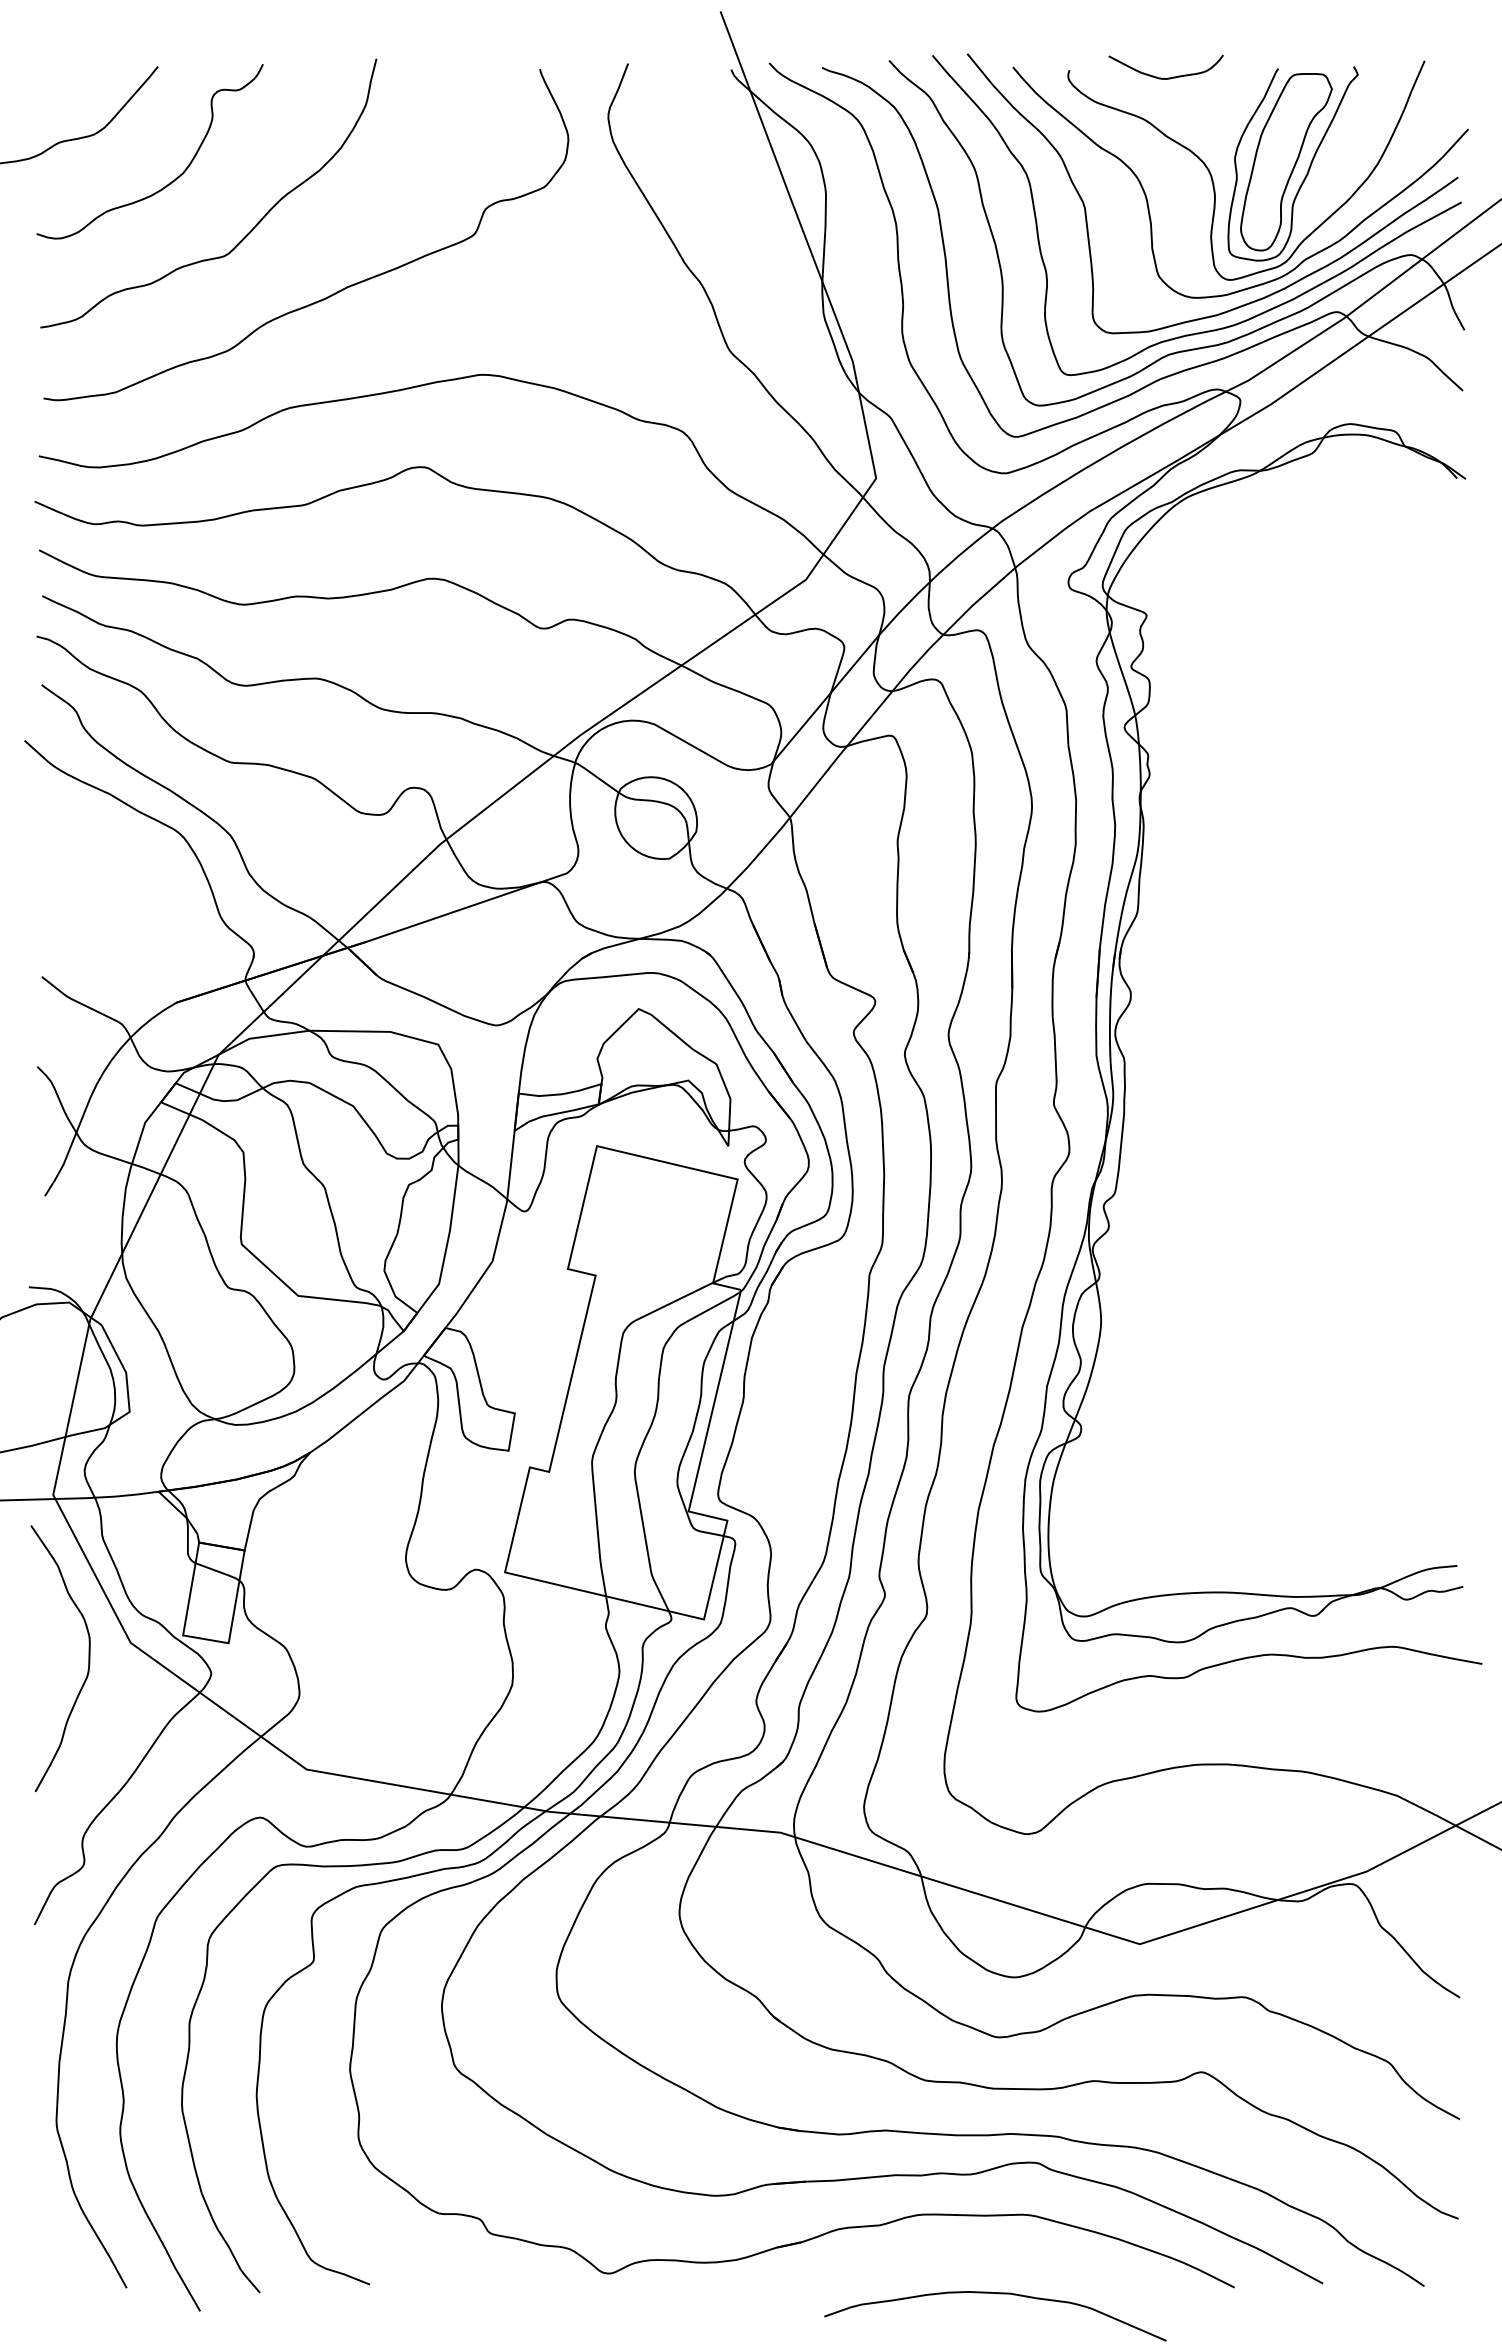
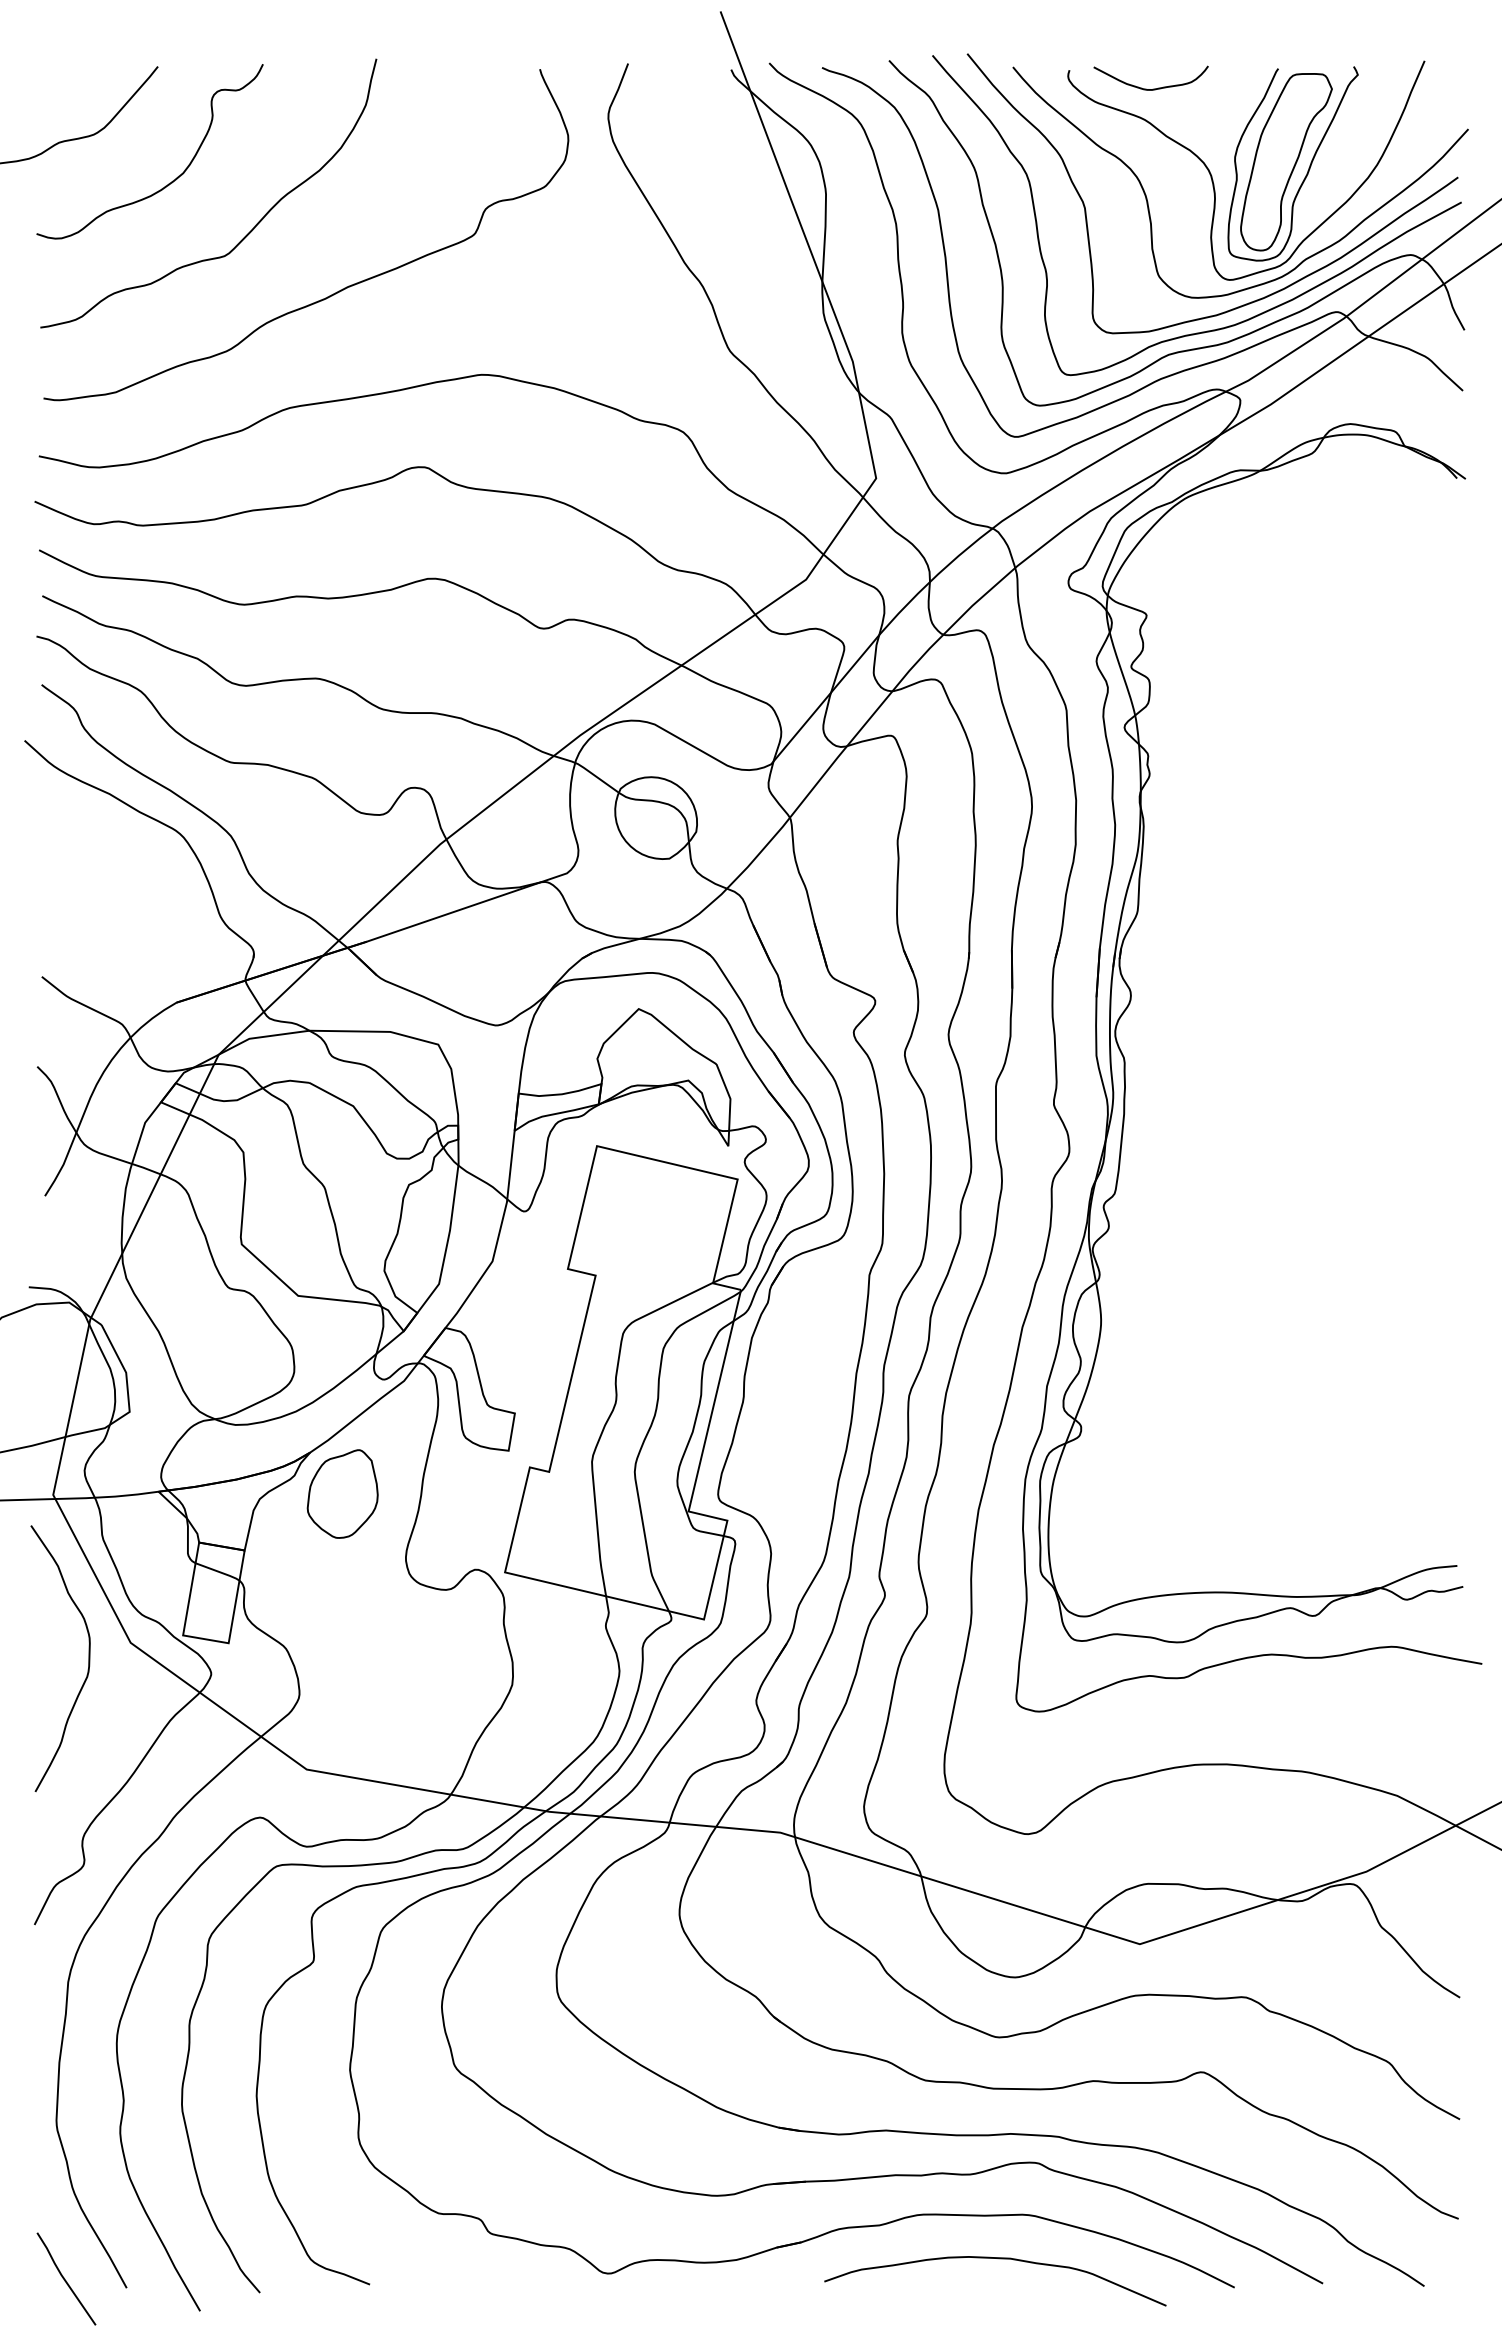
curve position: (1168, 77) -> (1153, 88) (1153, 88)
part: none -> present (342, 1493)
line: none -> present (65, 2279)
curve position: (998, 2294) -> (998, 2259) (998, 2259)
